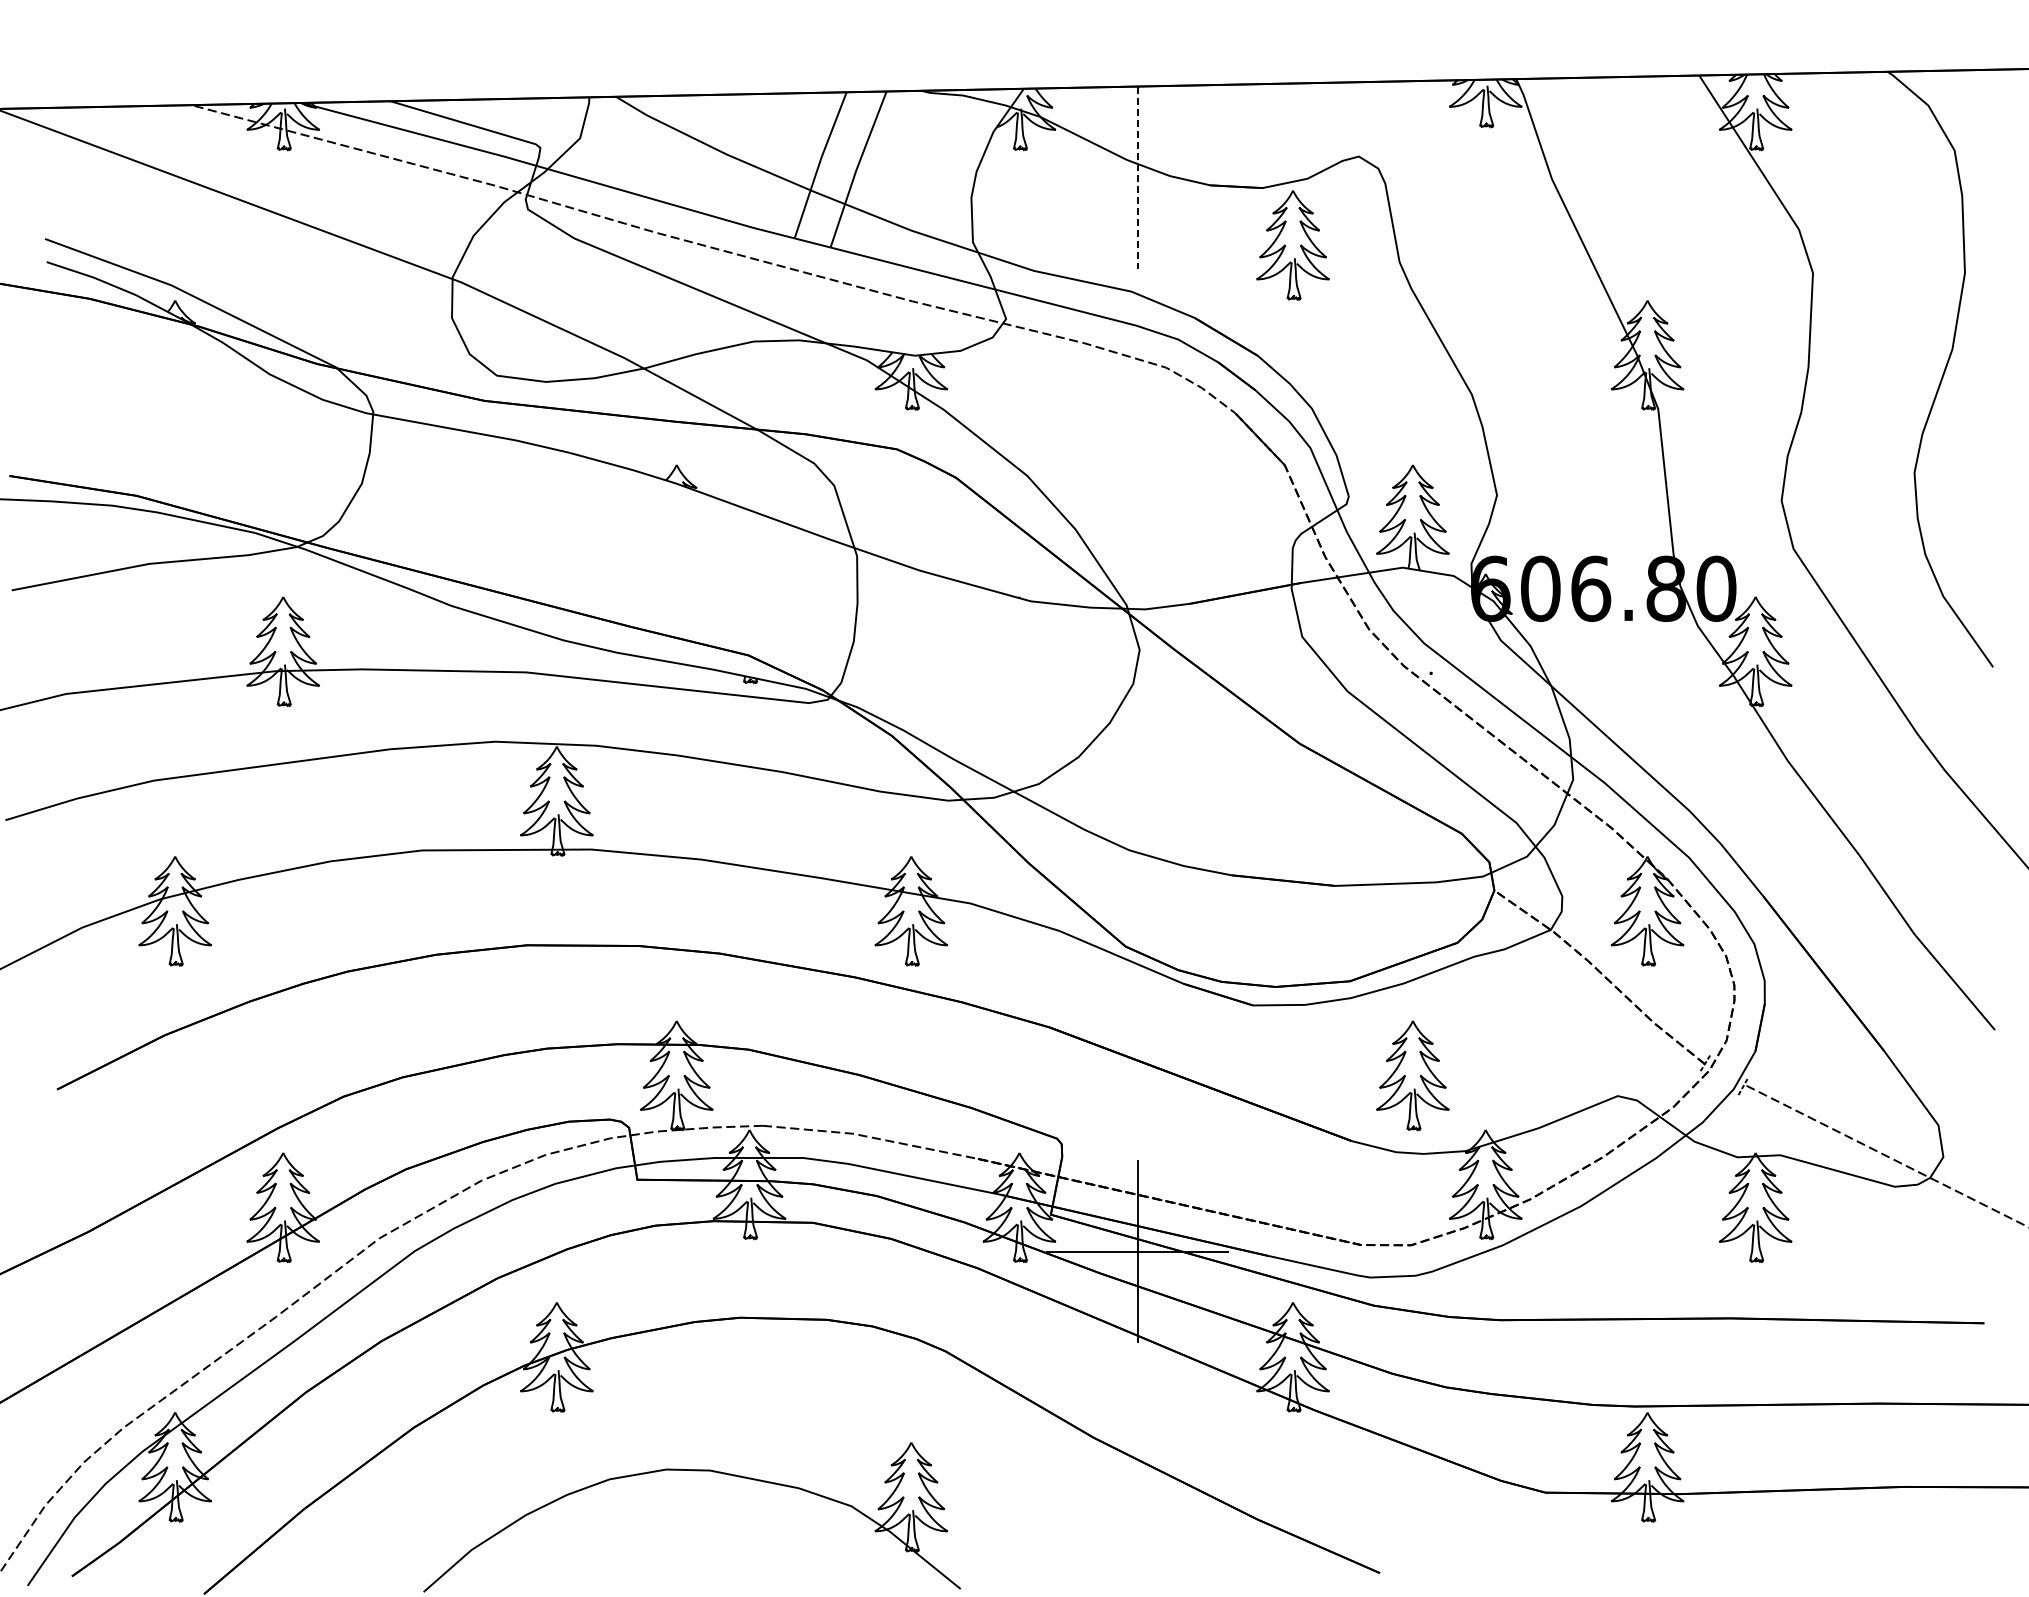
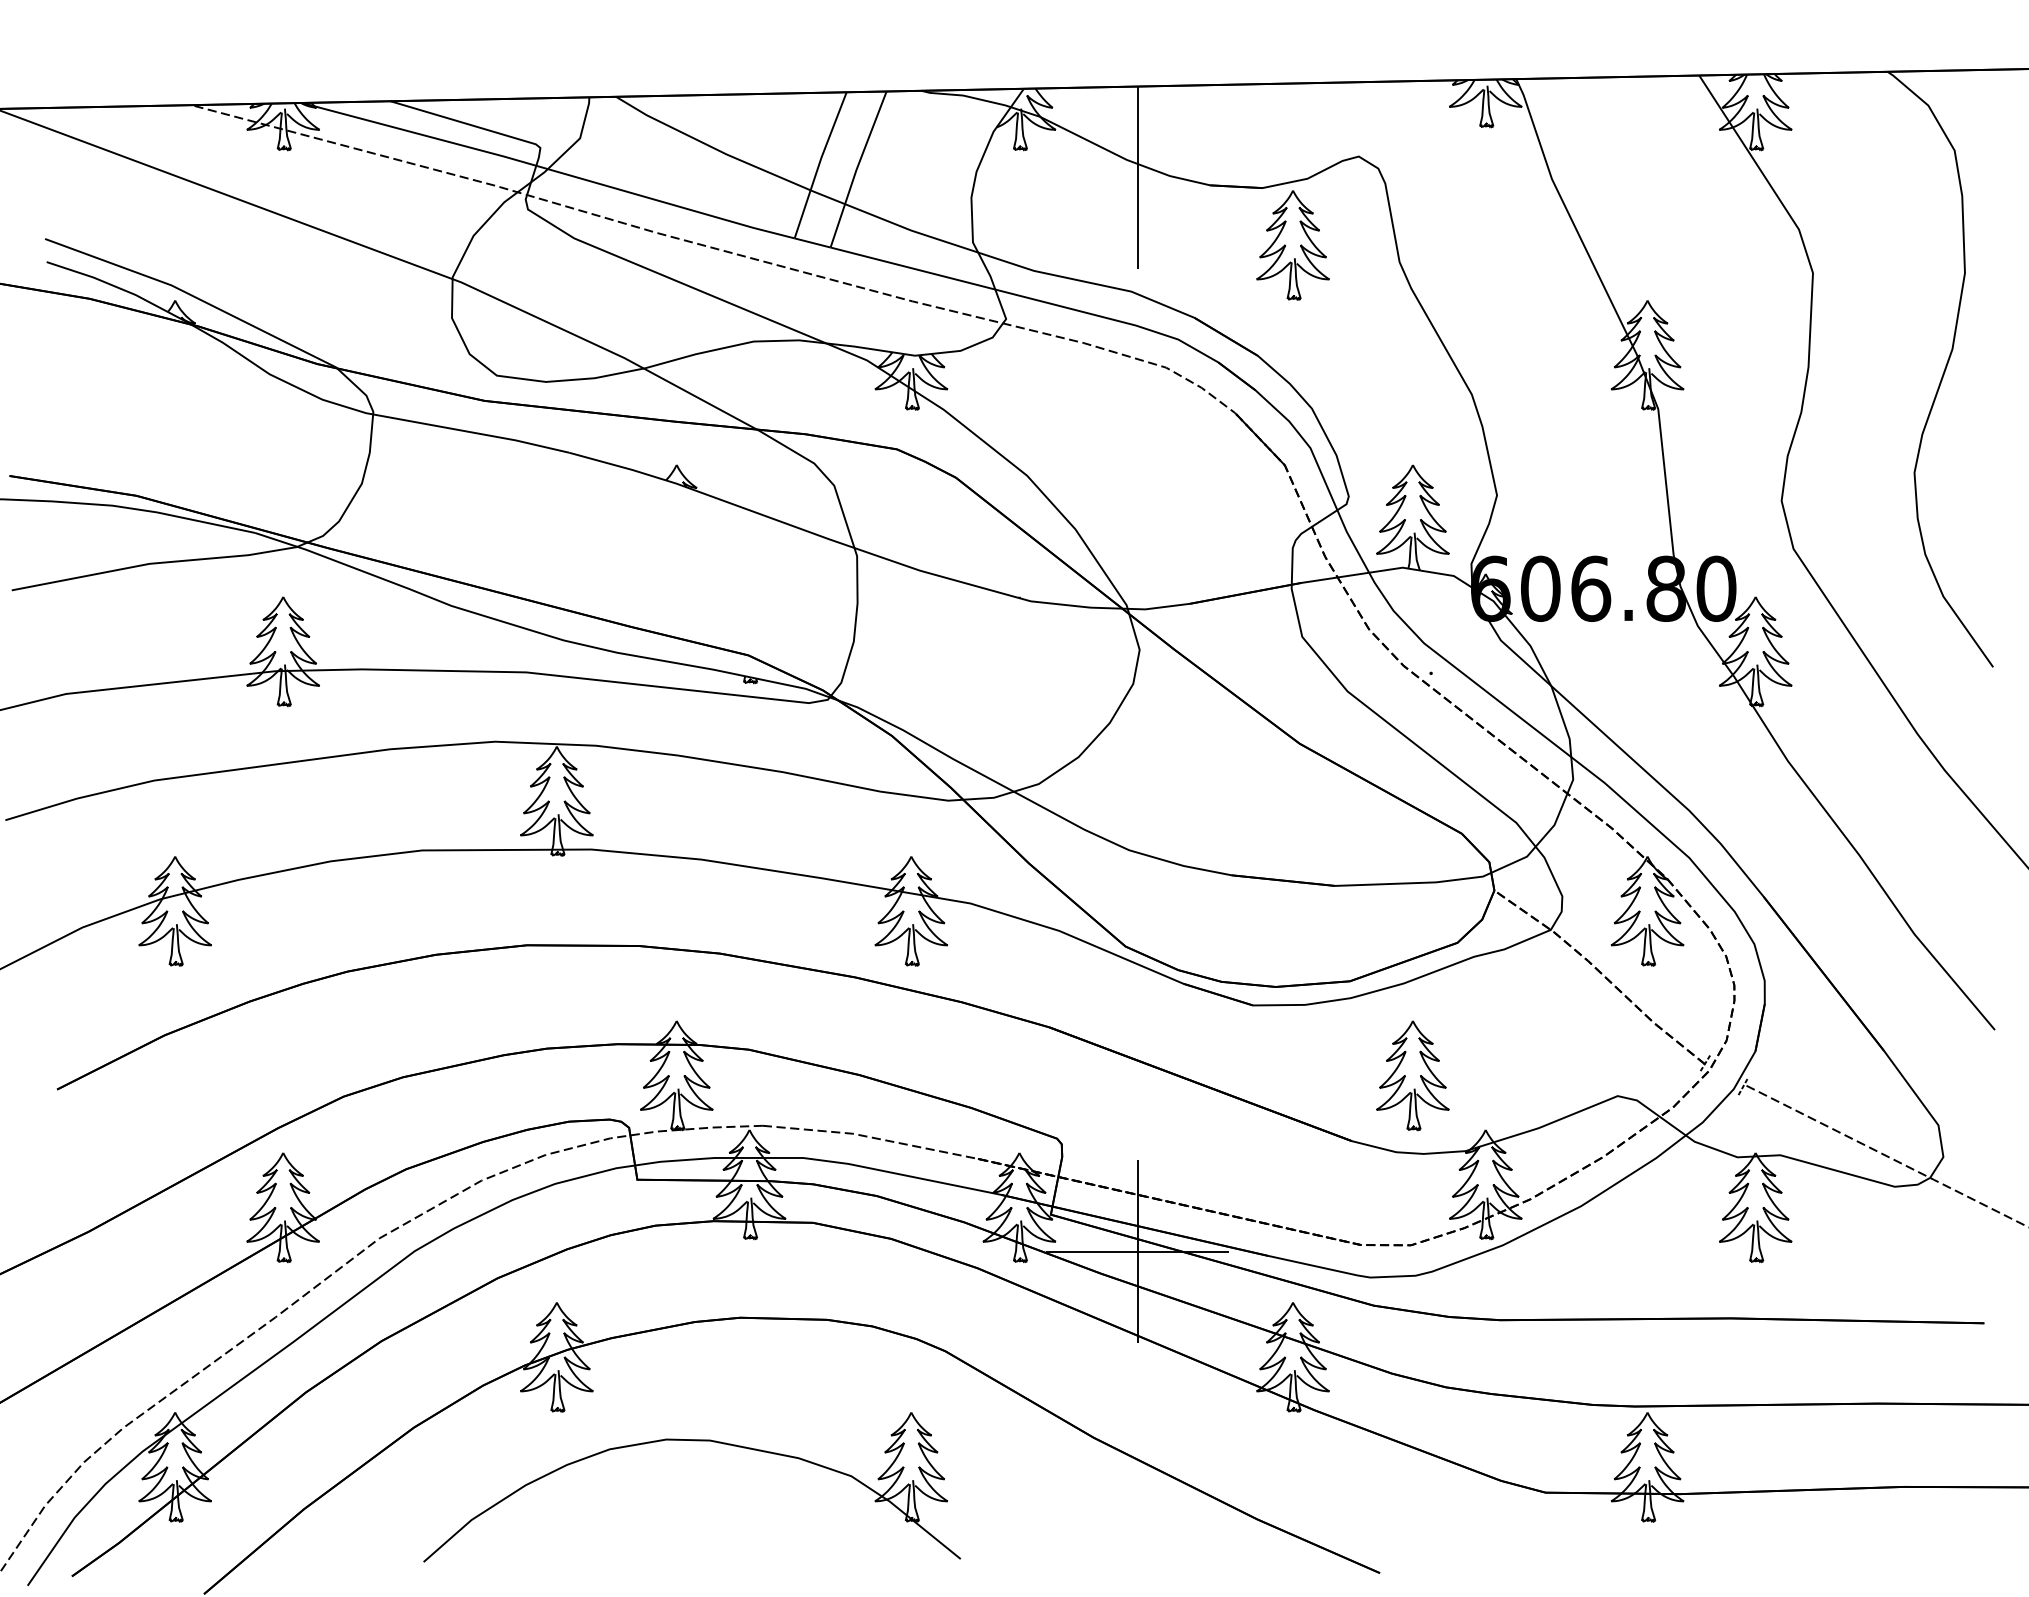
line: dashed -> solid (1137, 178)
part position: (693, 1471) -> (693, 1441) (693, 1441)
